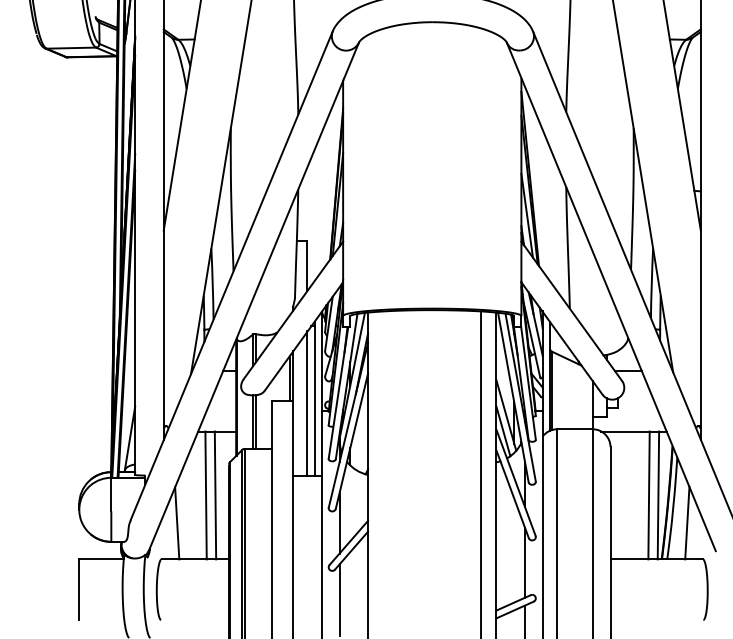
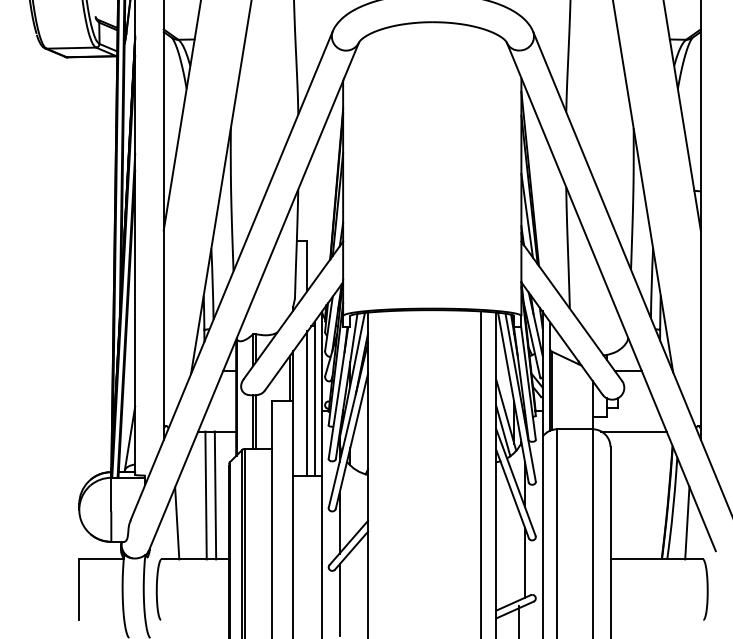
line: present -> none (648, 495)
line: present -> none (658, 495)
line position: (524, 619) -> (518, 619) (518, 619)
